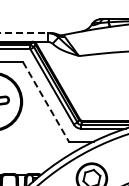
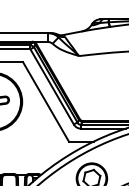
line: dashed -> solid (24, 33)
line: dashed -> solid (45, 101)
